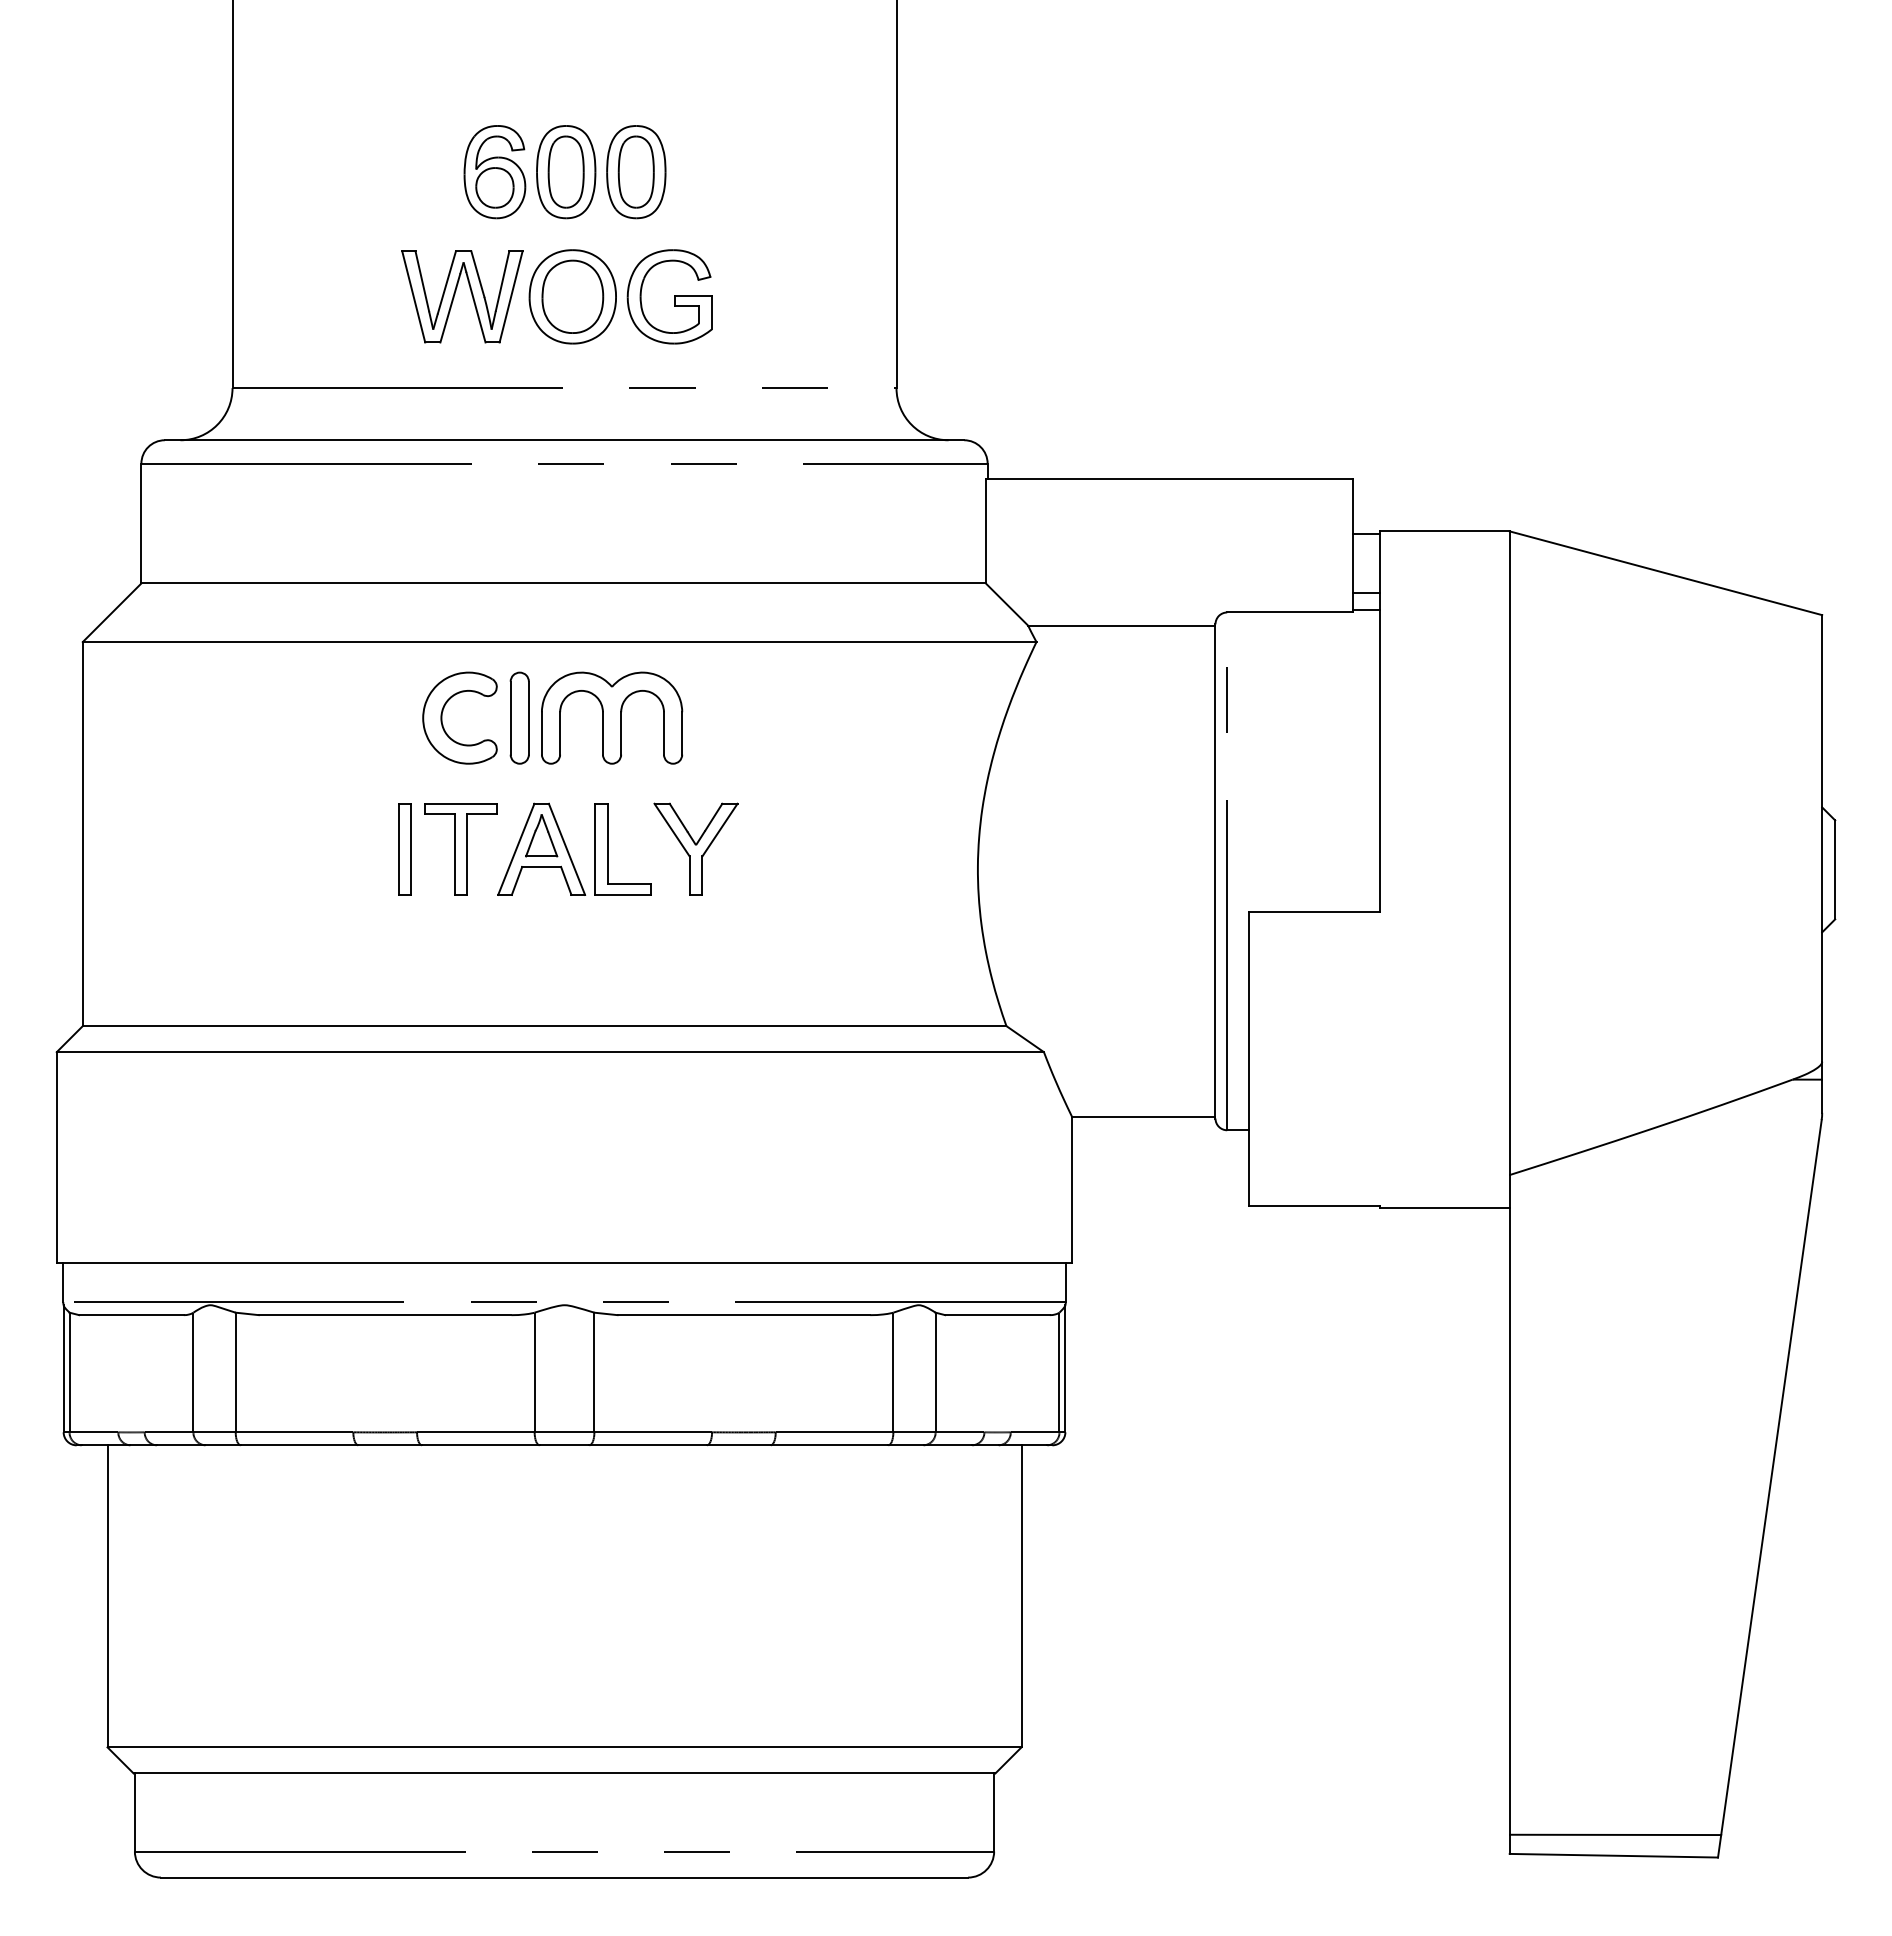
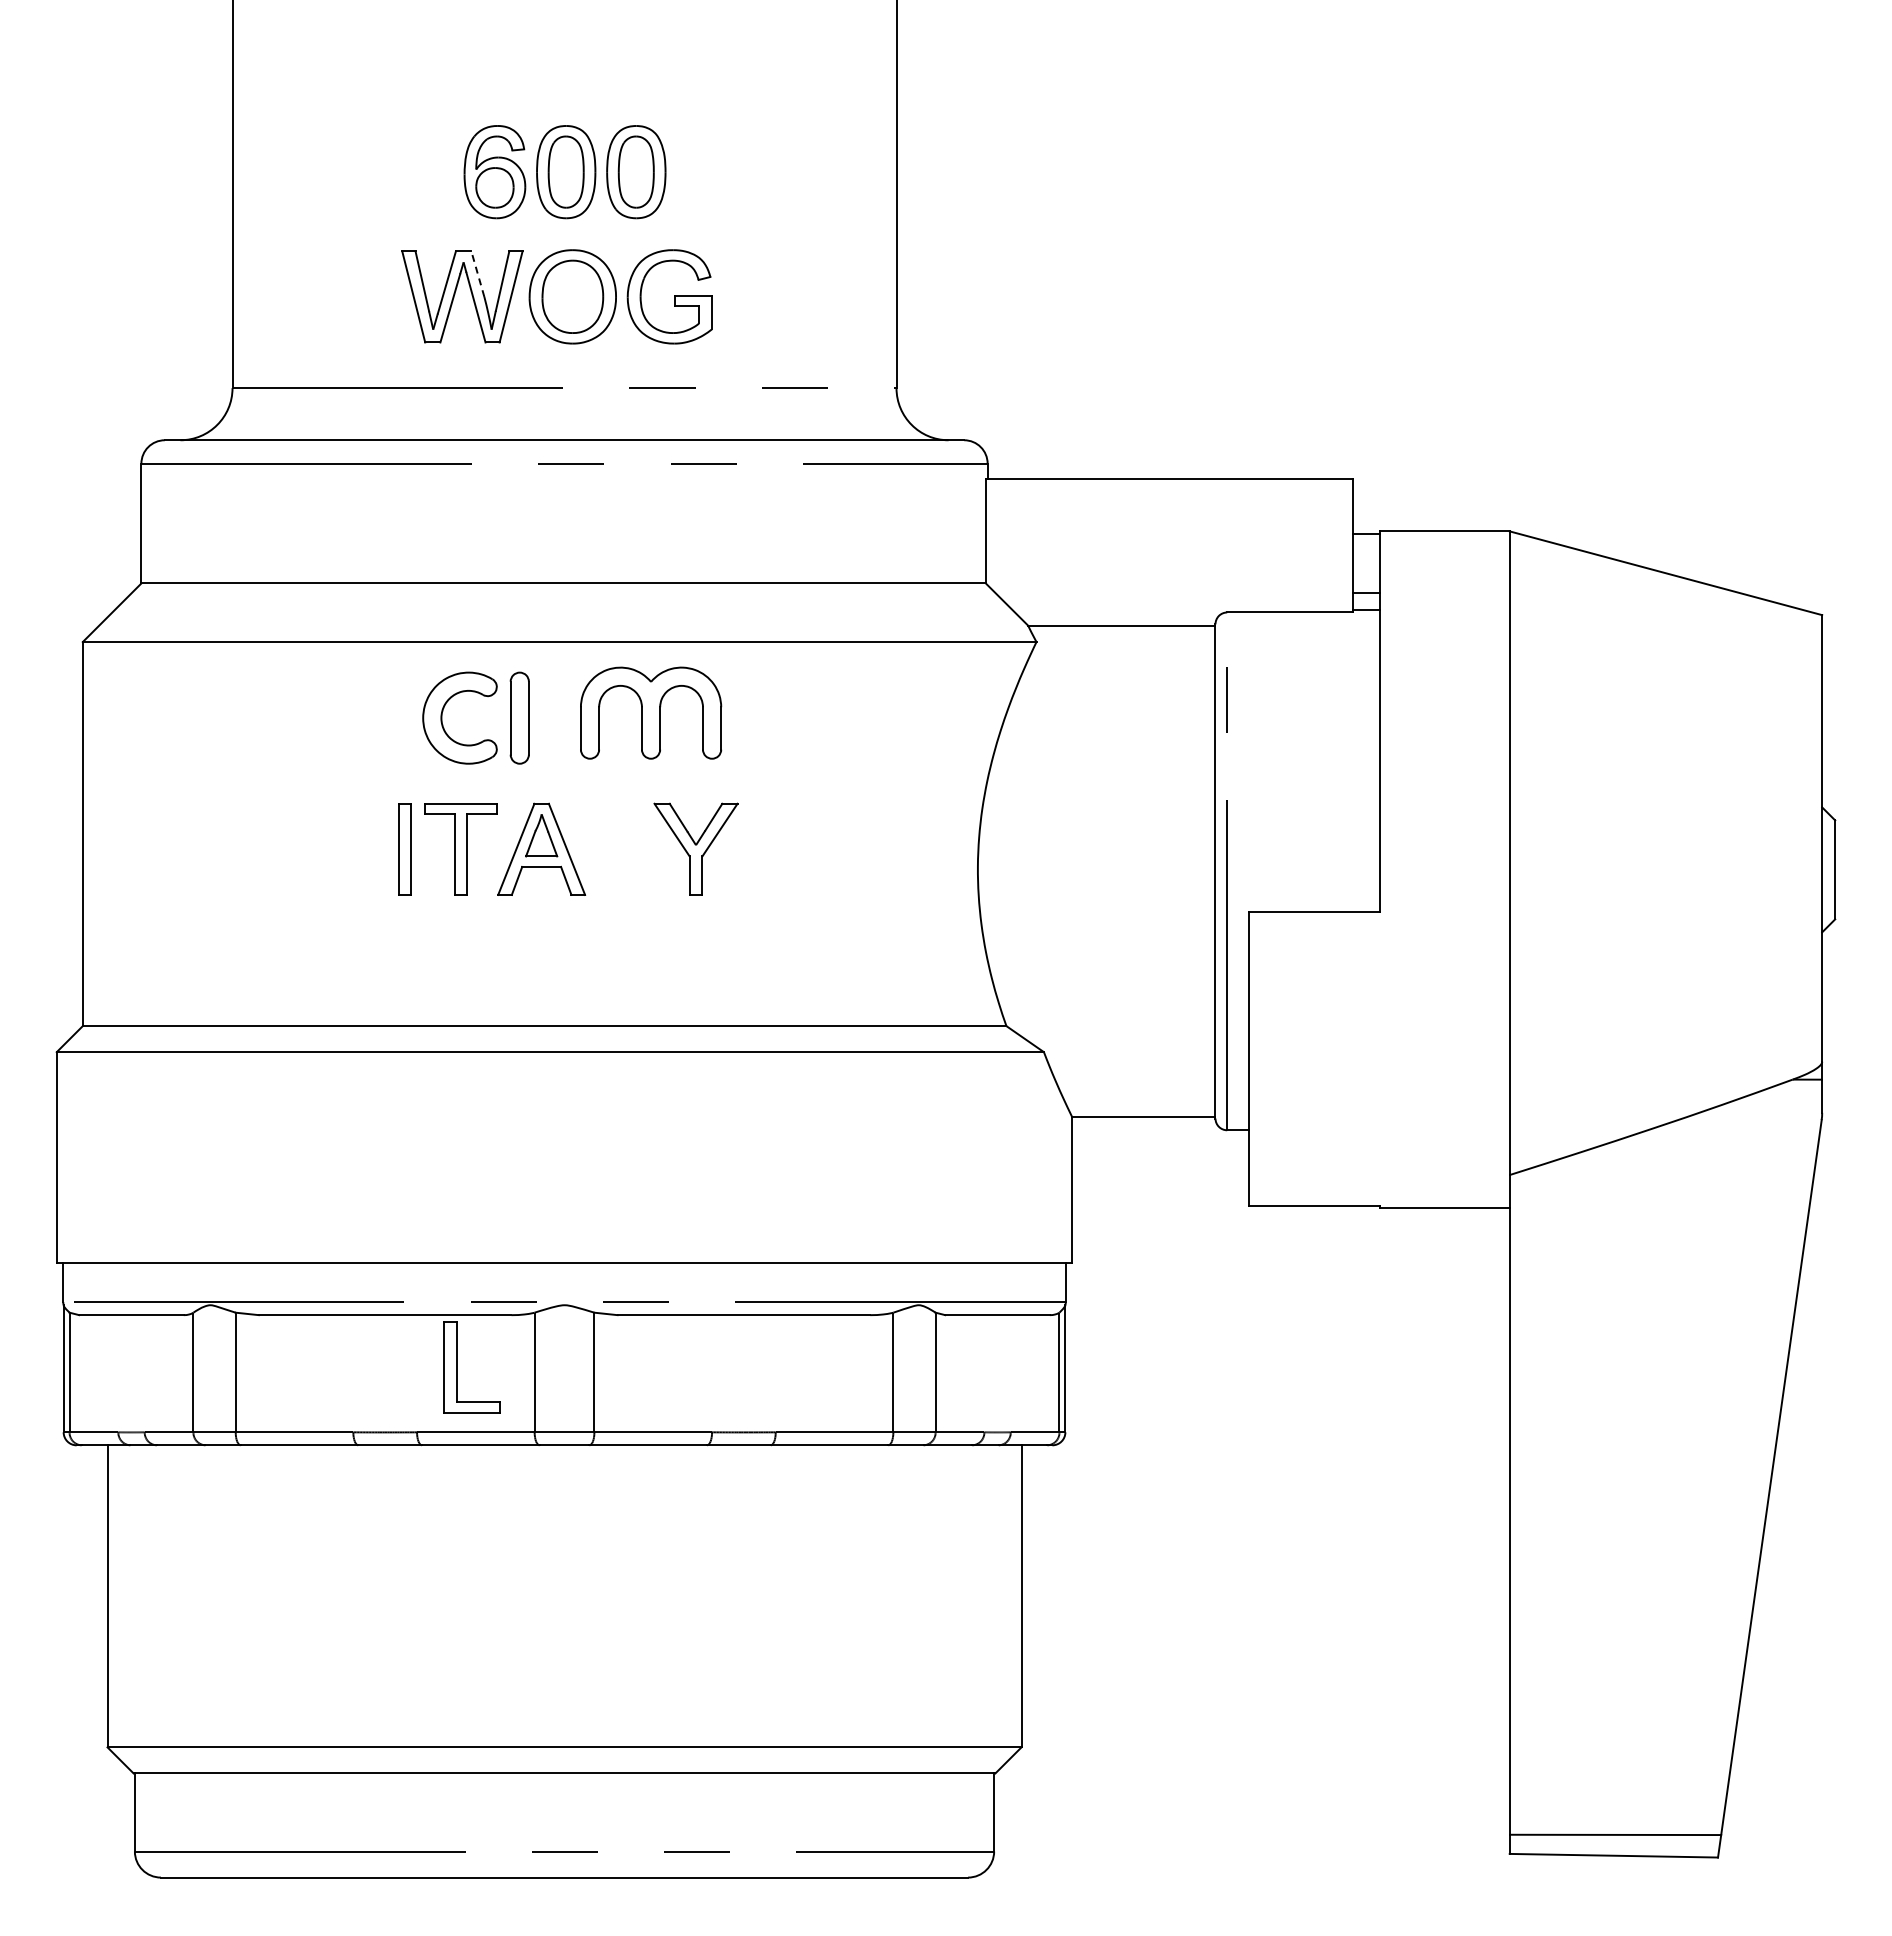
line: solid -> dashed (477, 274)
part position: (612, 717) -> (651, 712) (651, 712)
part position: (608, 849) -> (457, 1367) (457, 1367)
